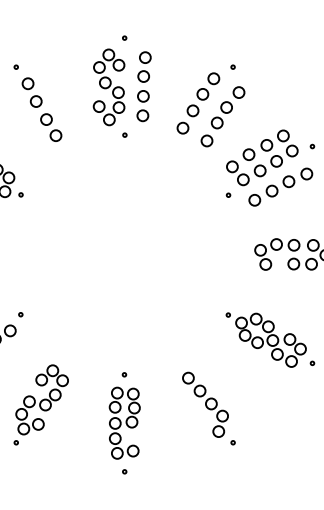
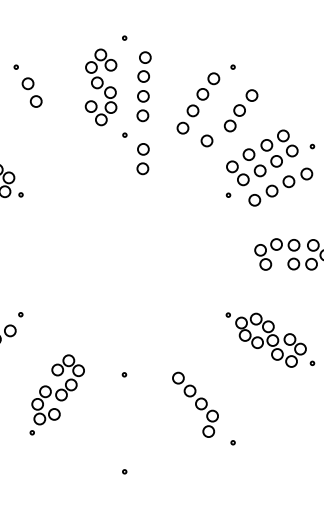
part position: (108, 87) -> (100, 87) (100, 87)
part position: (227, 107) -> (240, 110) (240, 110)
part: present -> none (51, 127)
part: none -> present (142, 159)
part position: (40, 404) -> (56, 394) (56, 394)
part position: (205, 404) -> (195, 404) (195, 404)
part: present -> none (124, 422)
